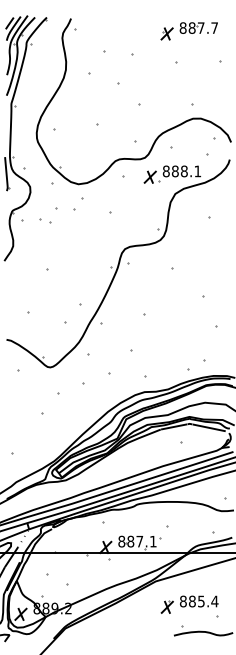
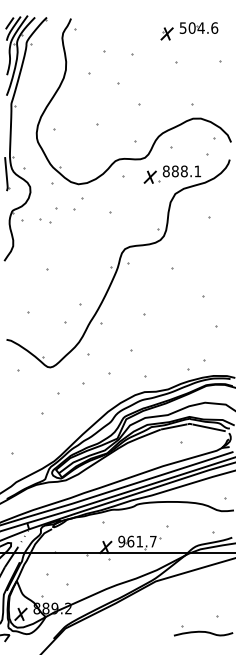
text: 887.7 -> 504.6 (198, 27)
text: 887.1 -> 961.7 (137, 541)
part: present -> none (189, 604)
